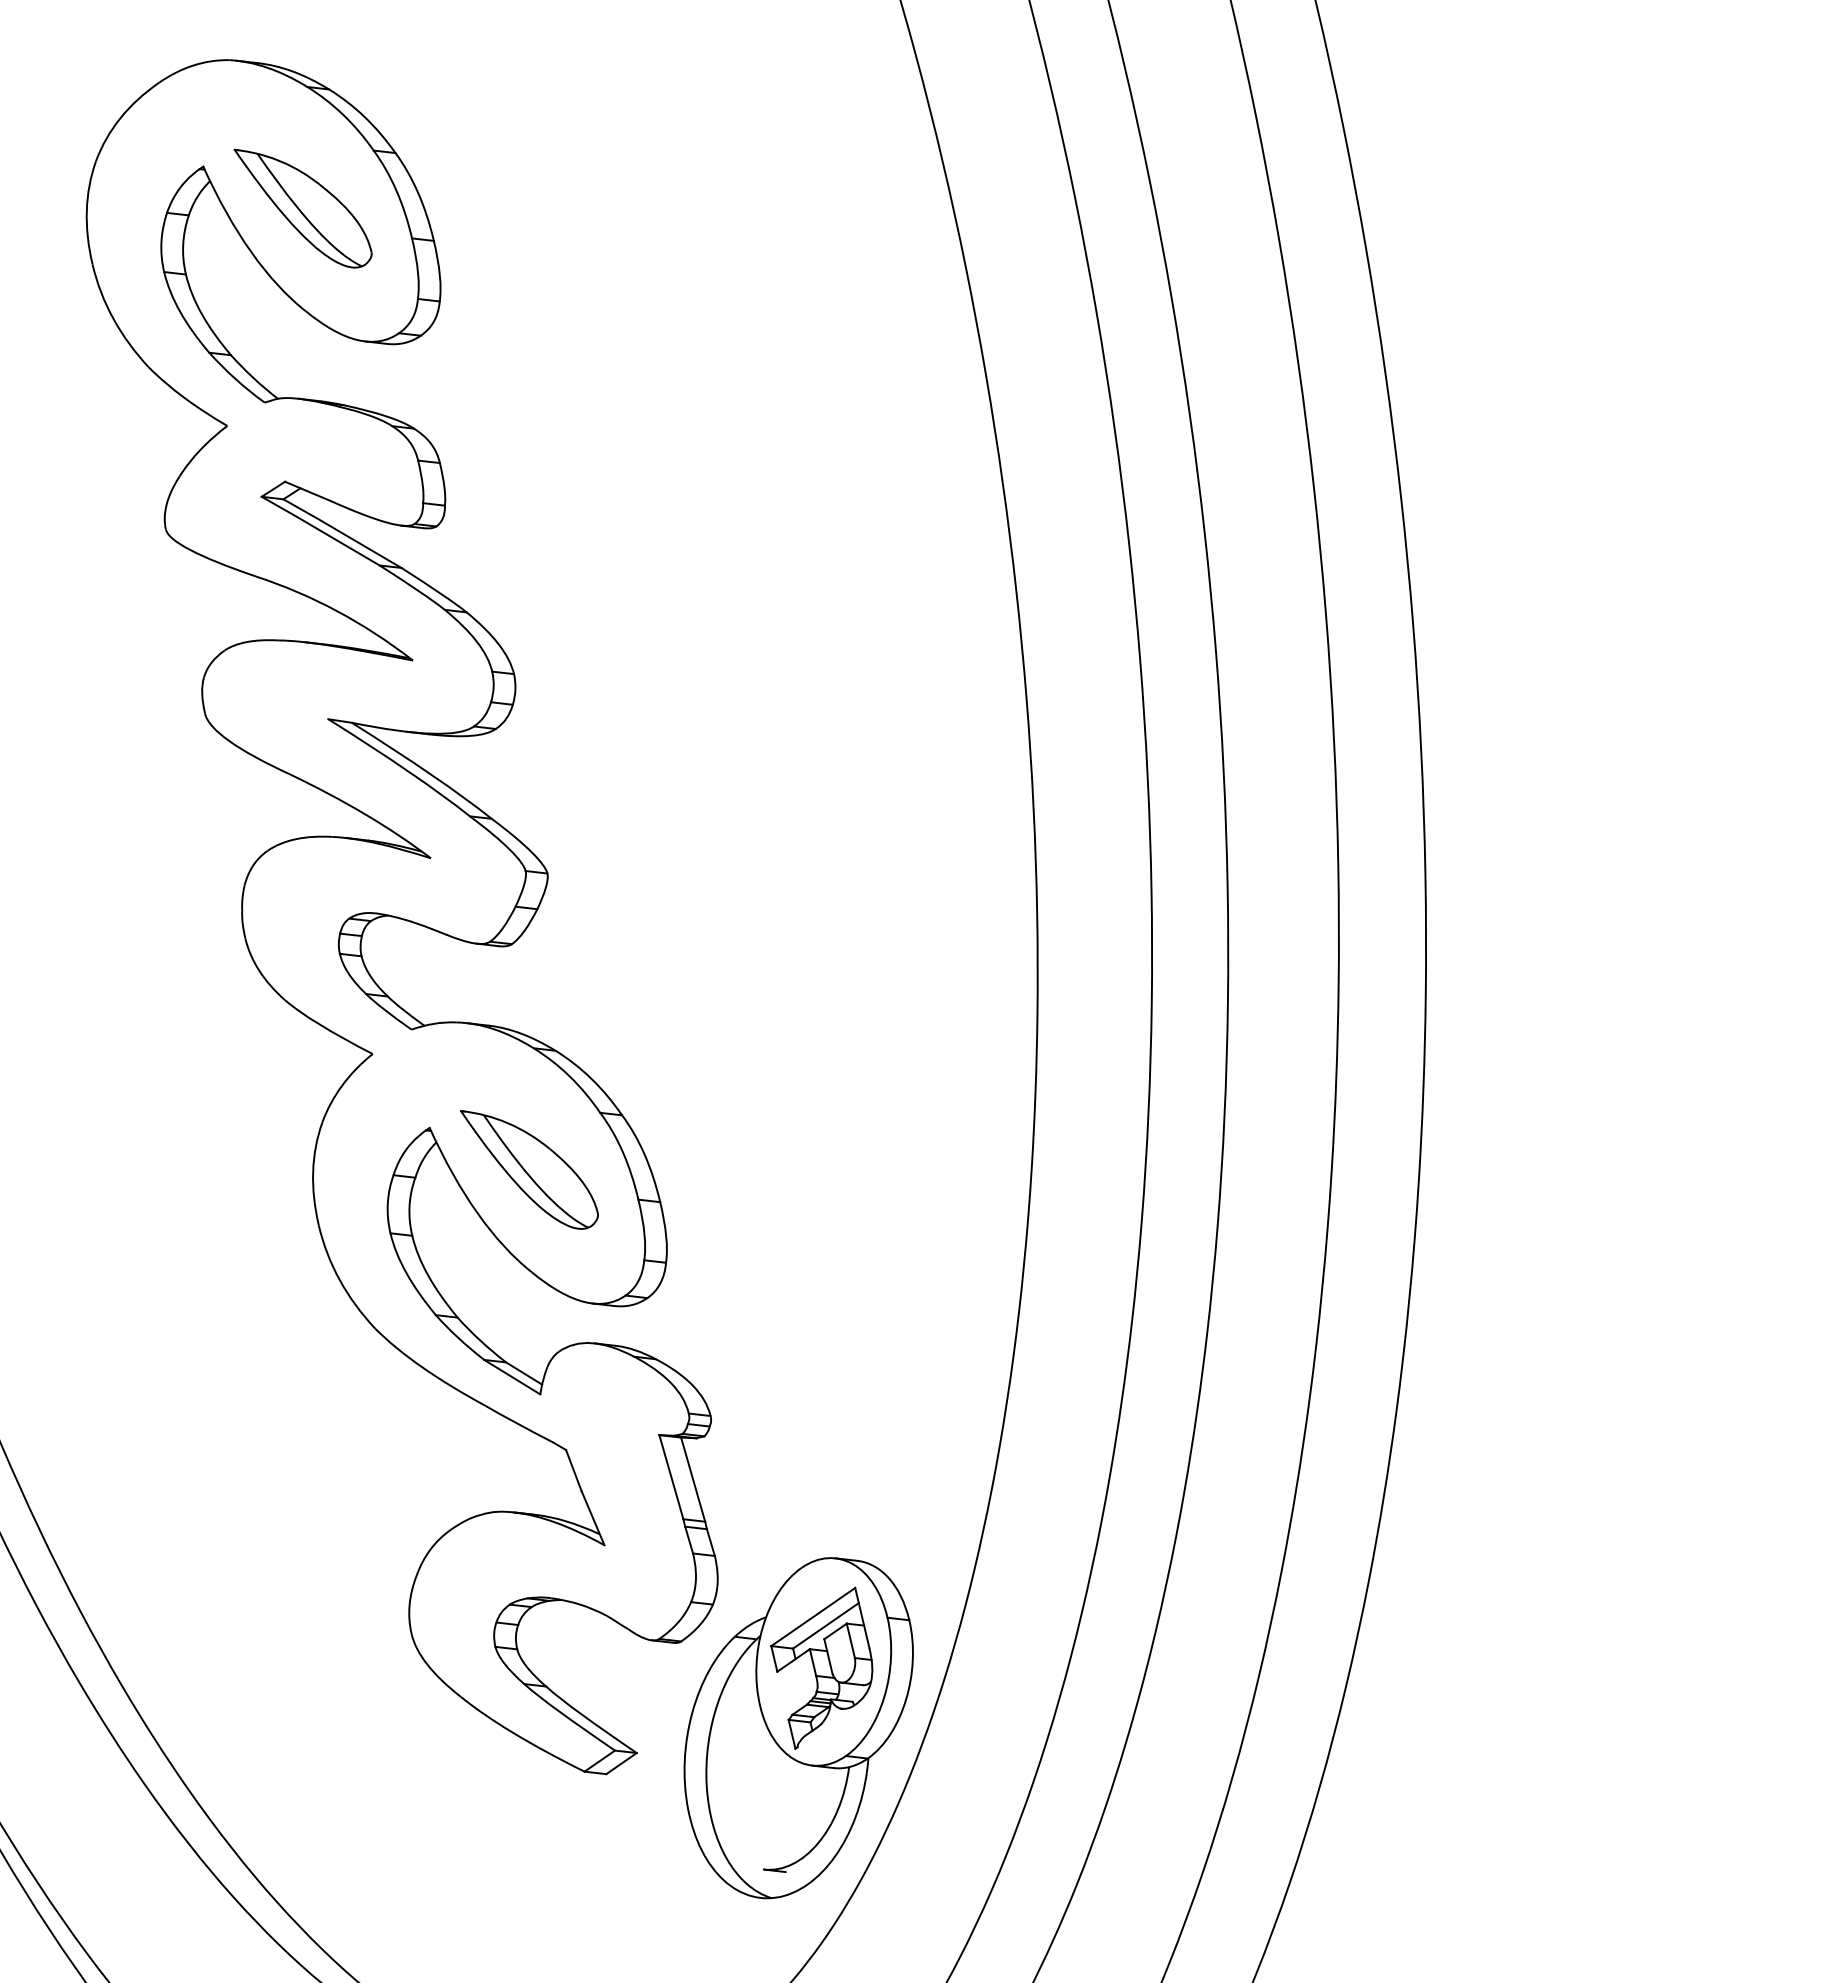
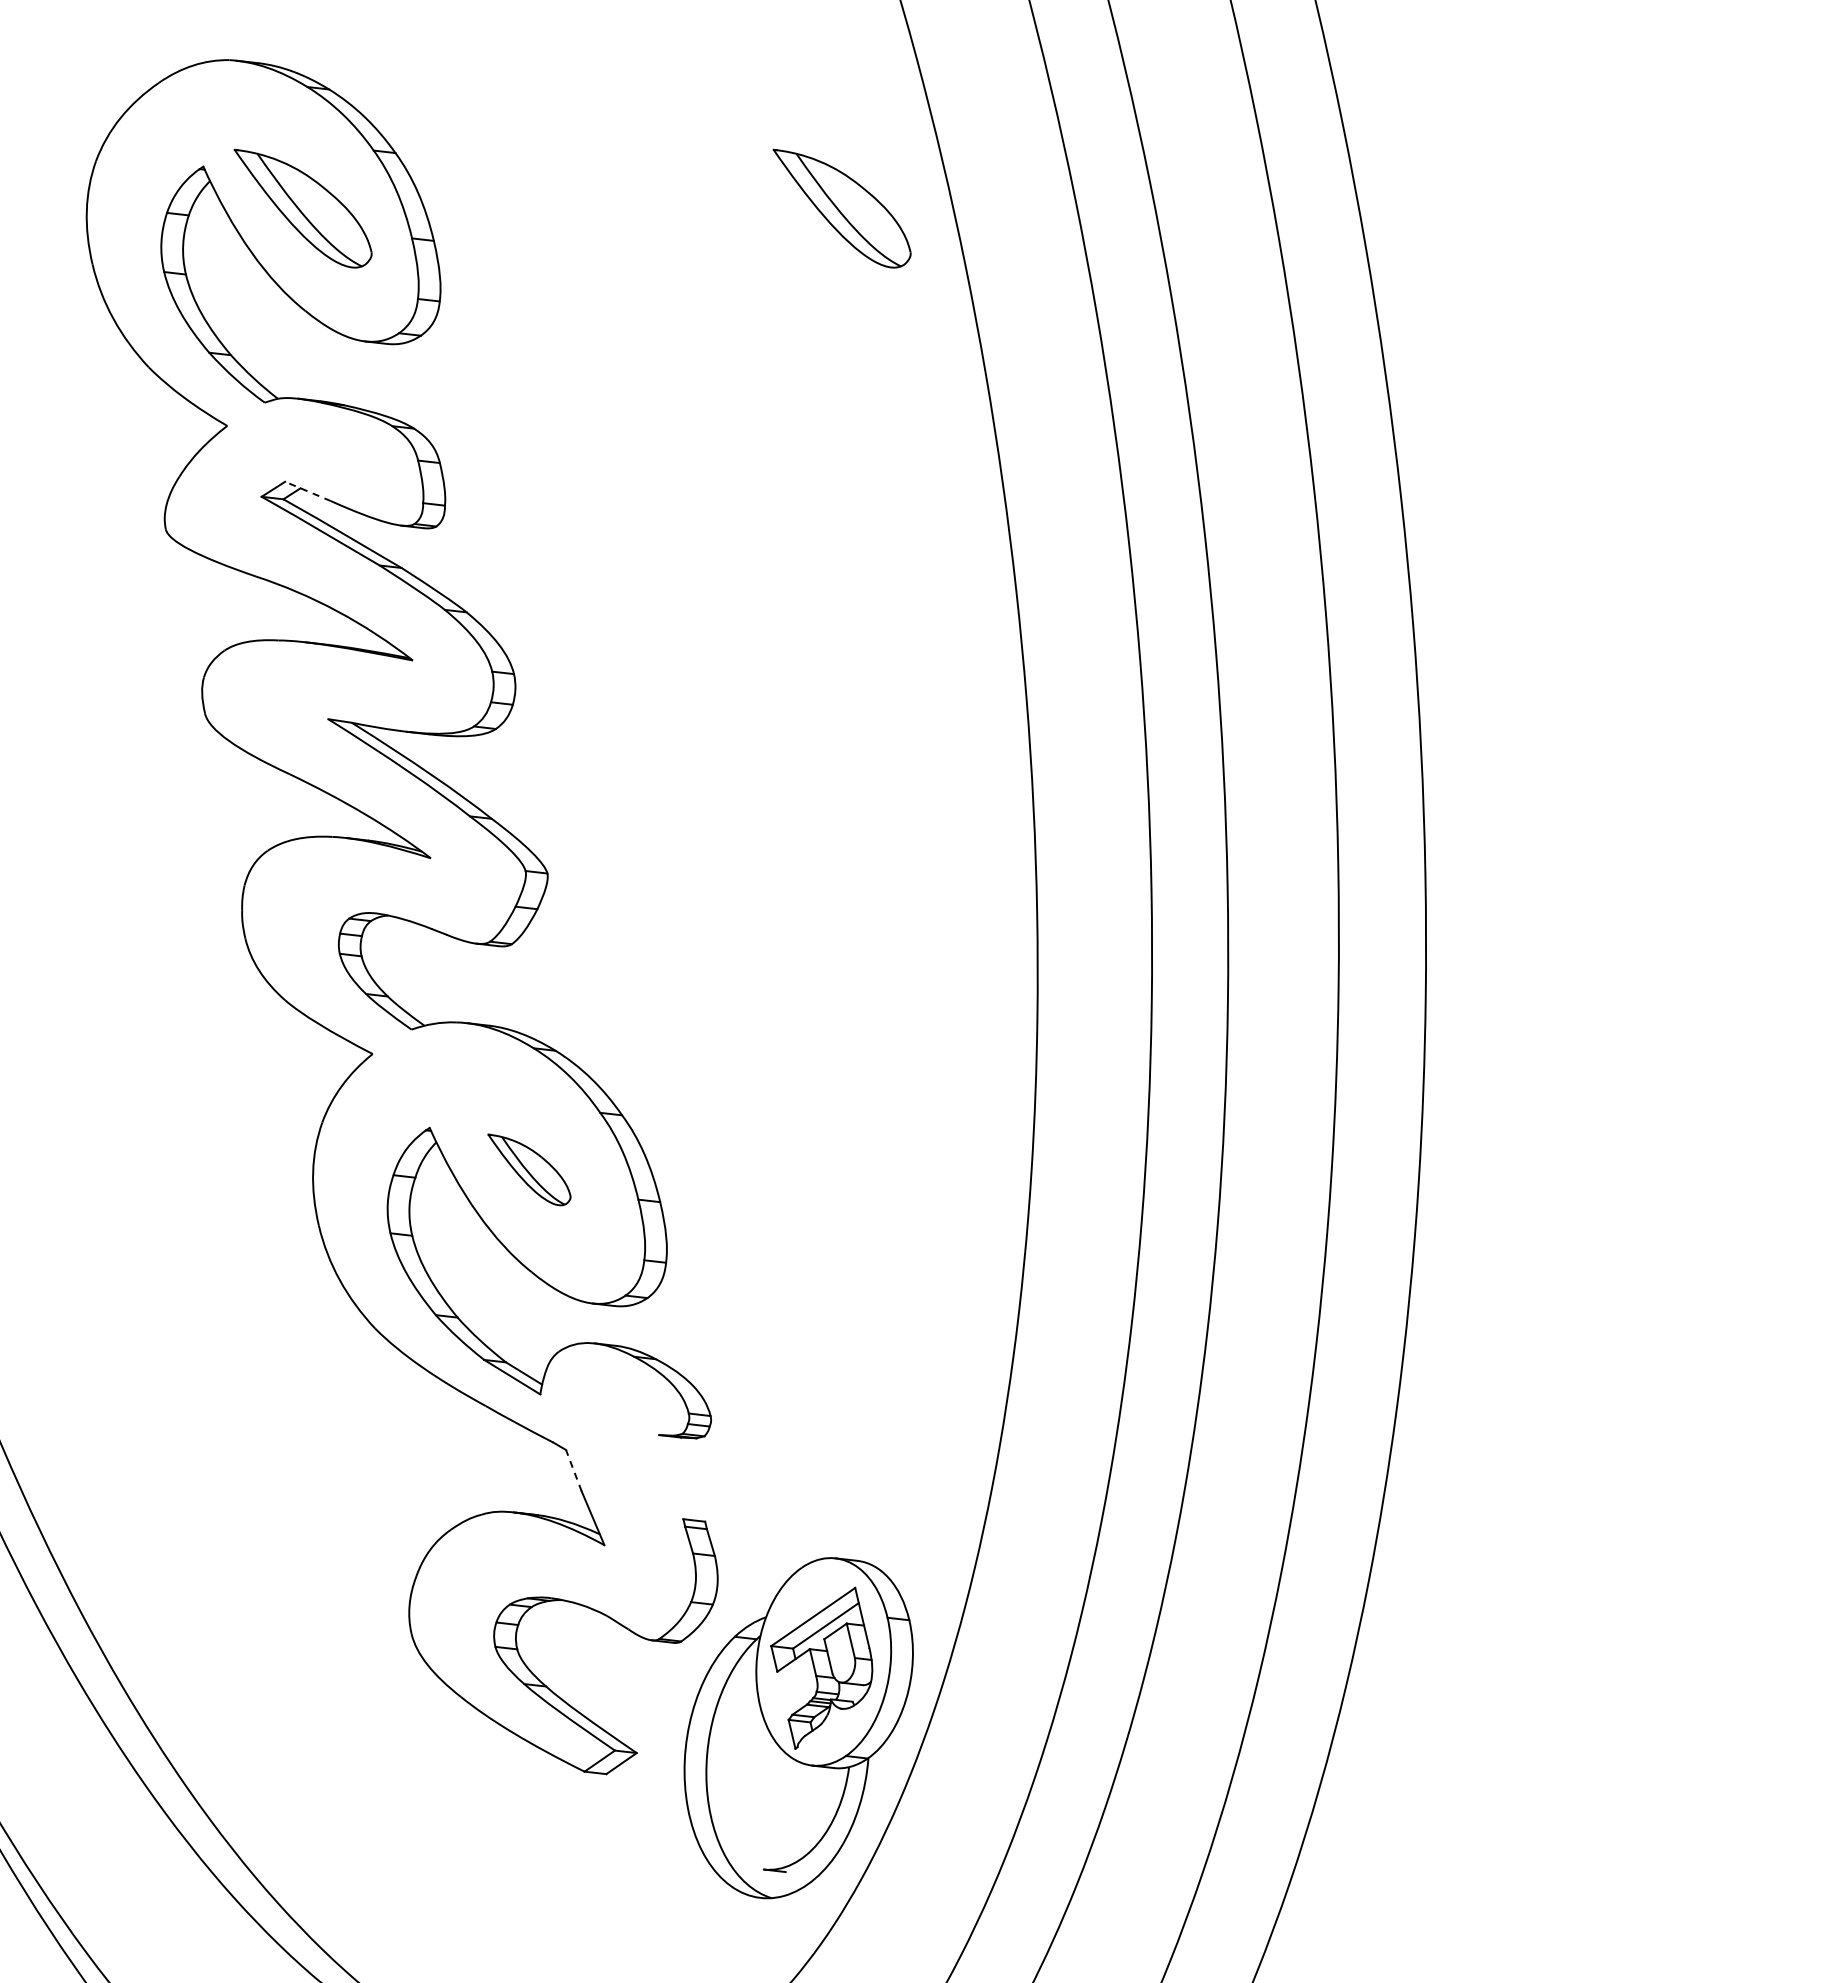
part: none -> present (841, 208)
line: solid -> dashed (308, 491)
part size: 139x120 px -> 85x74 px (529, 1169)
line: solid -> dashed (573, 1470)
line: present -> none (671, 1477)
line: present -> none (693, 1479)
